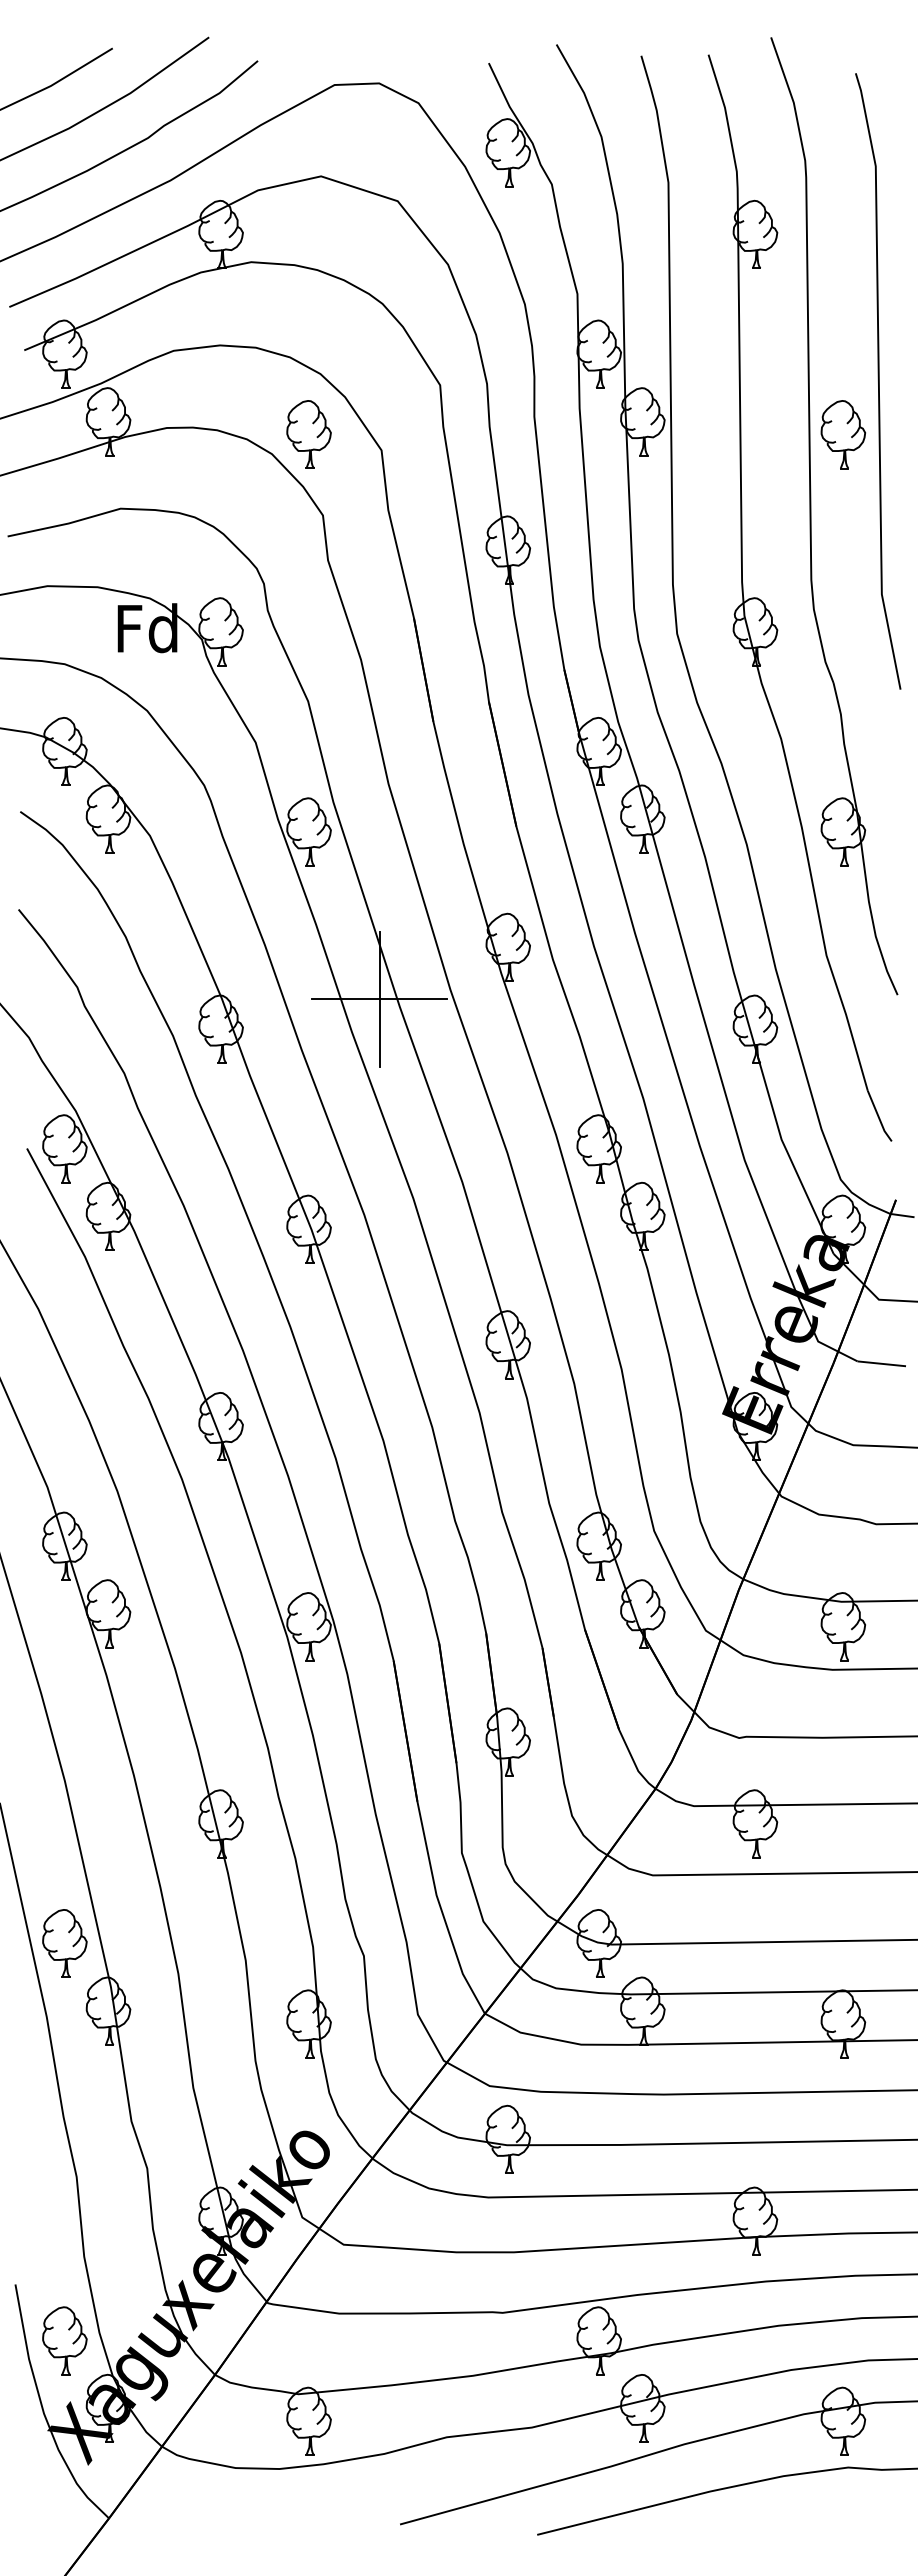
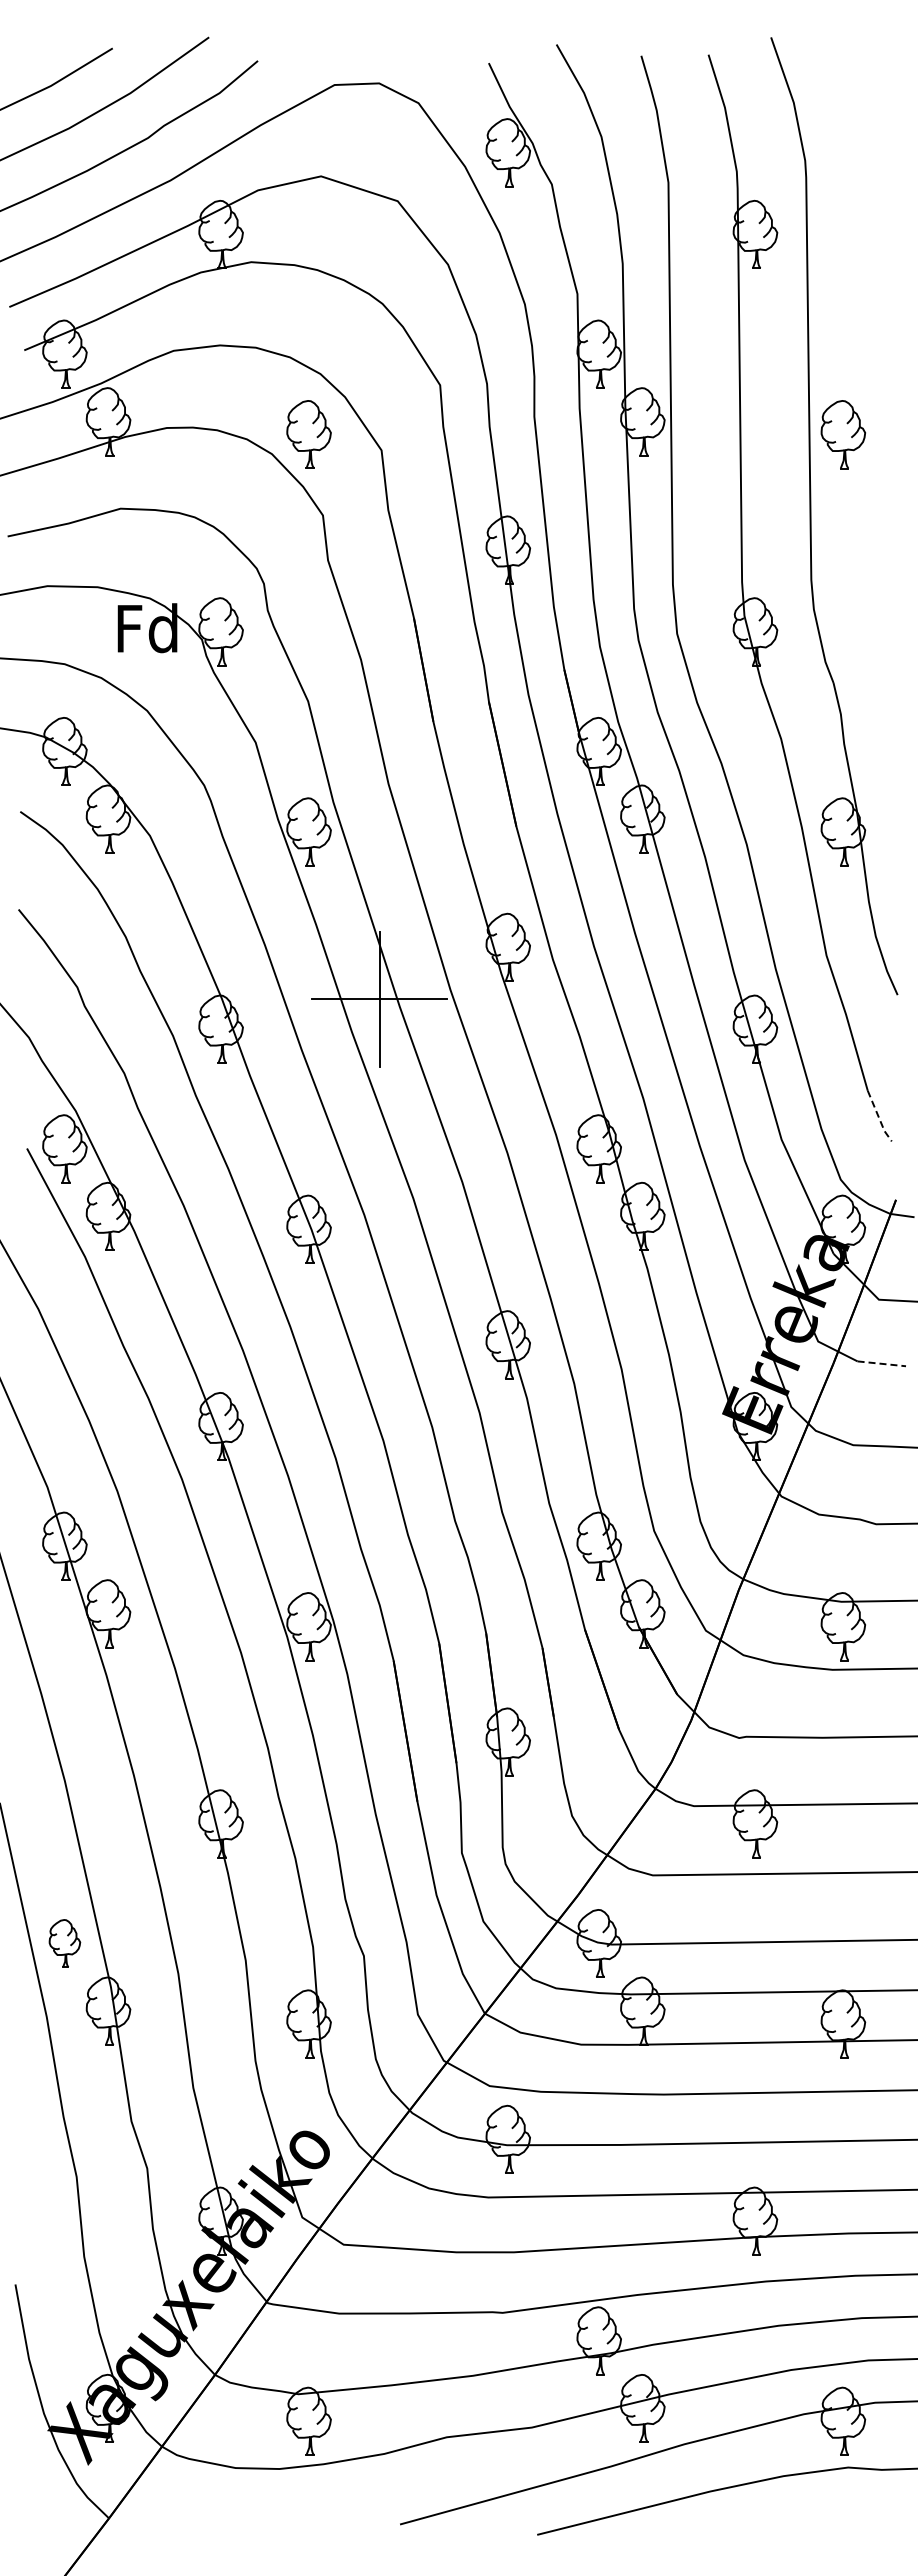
line: present -> none (878, 381)
line: solid -> dashed (878, 1117)
line: solid -> dashed (882, 1363)
part size: 46x69 px -> 34x49 px (64, 1943)
part: present -> none (64, 2340)
